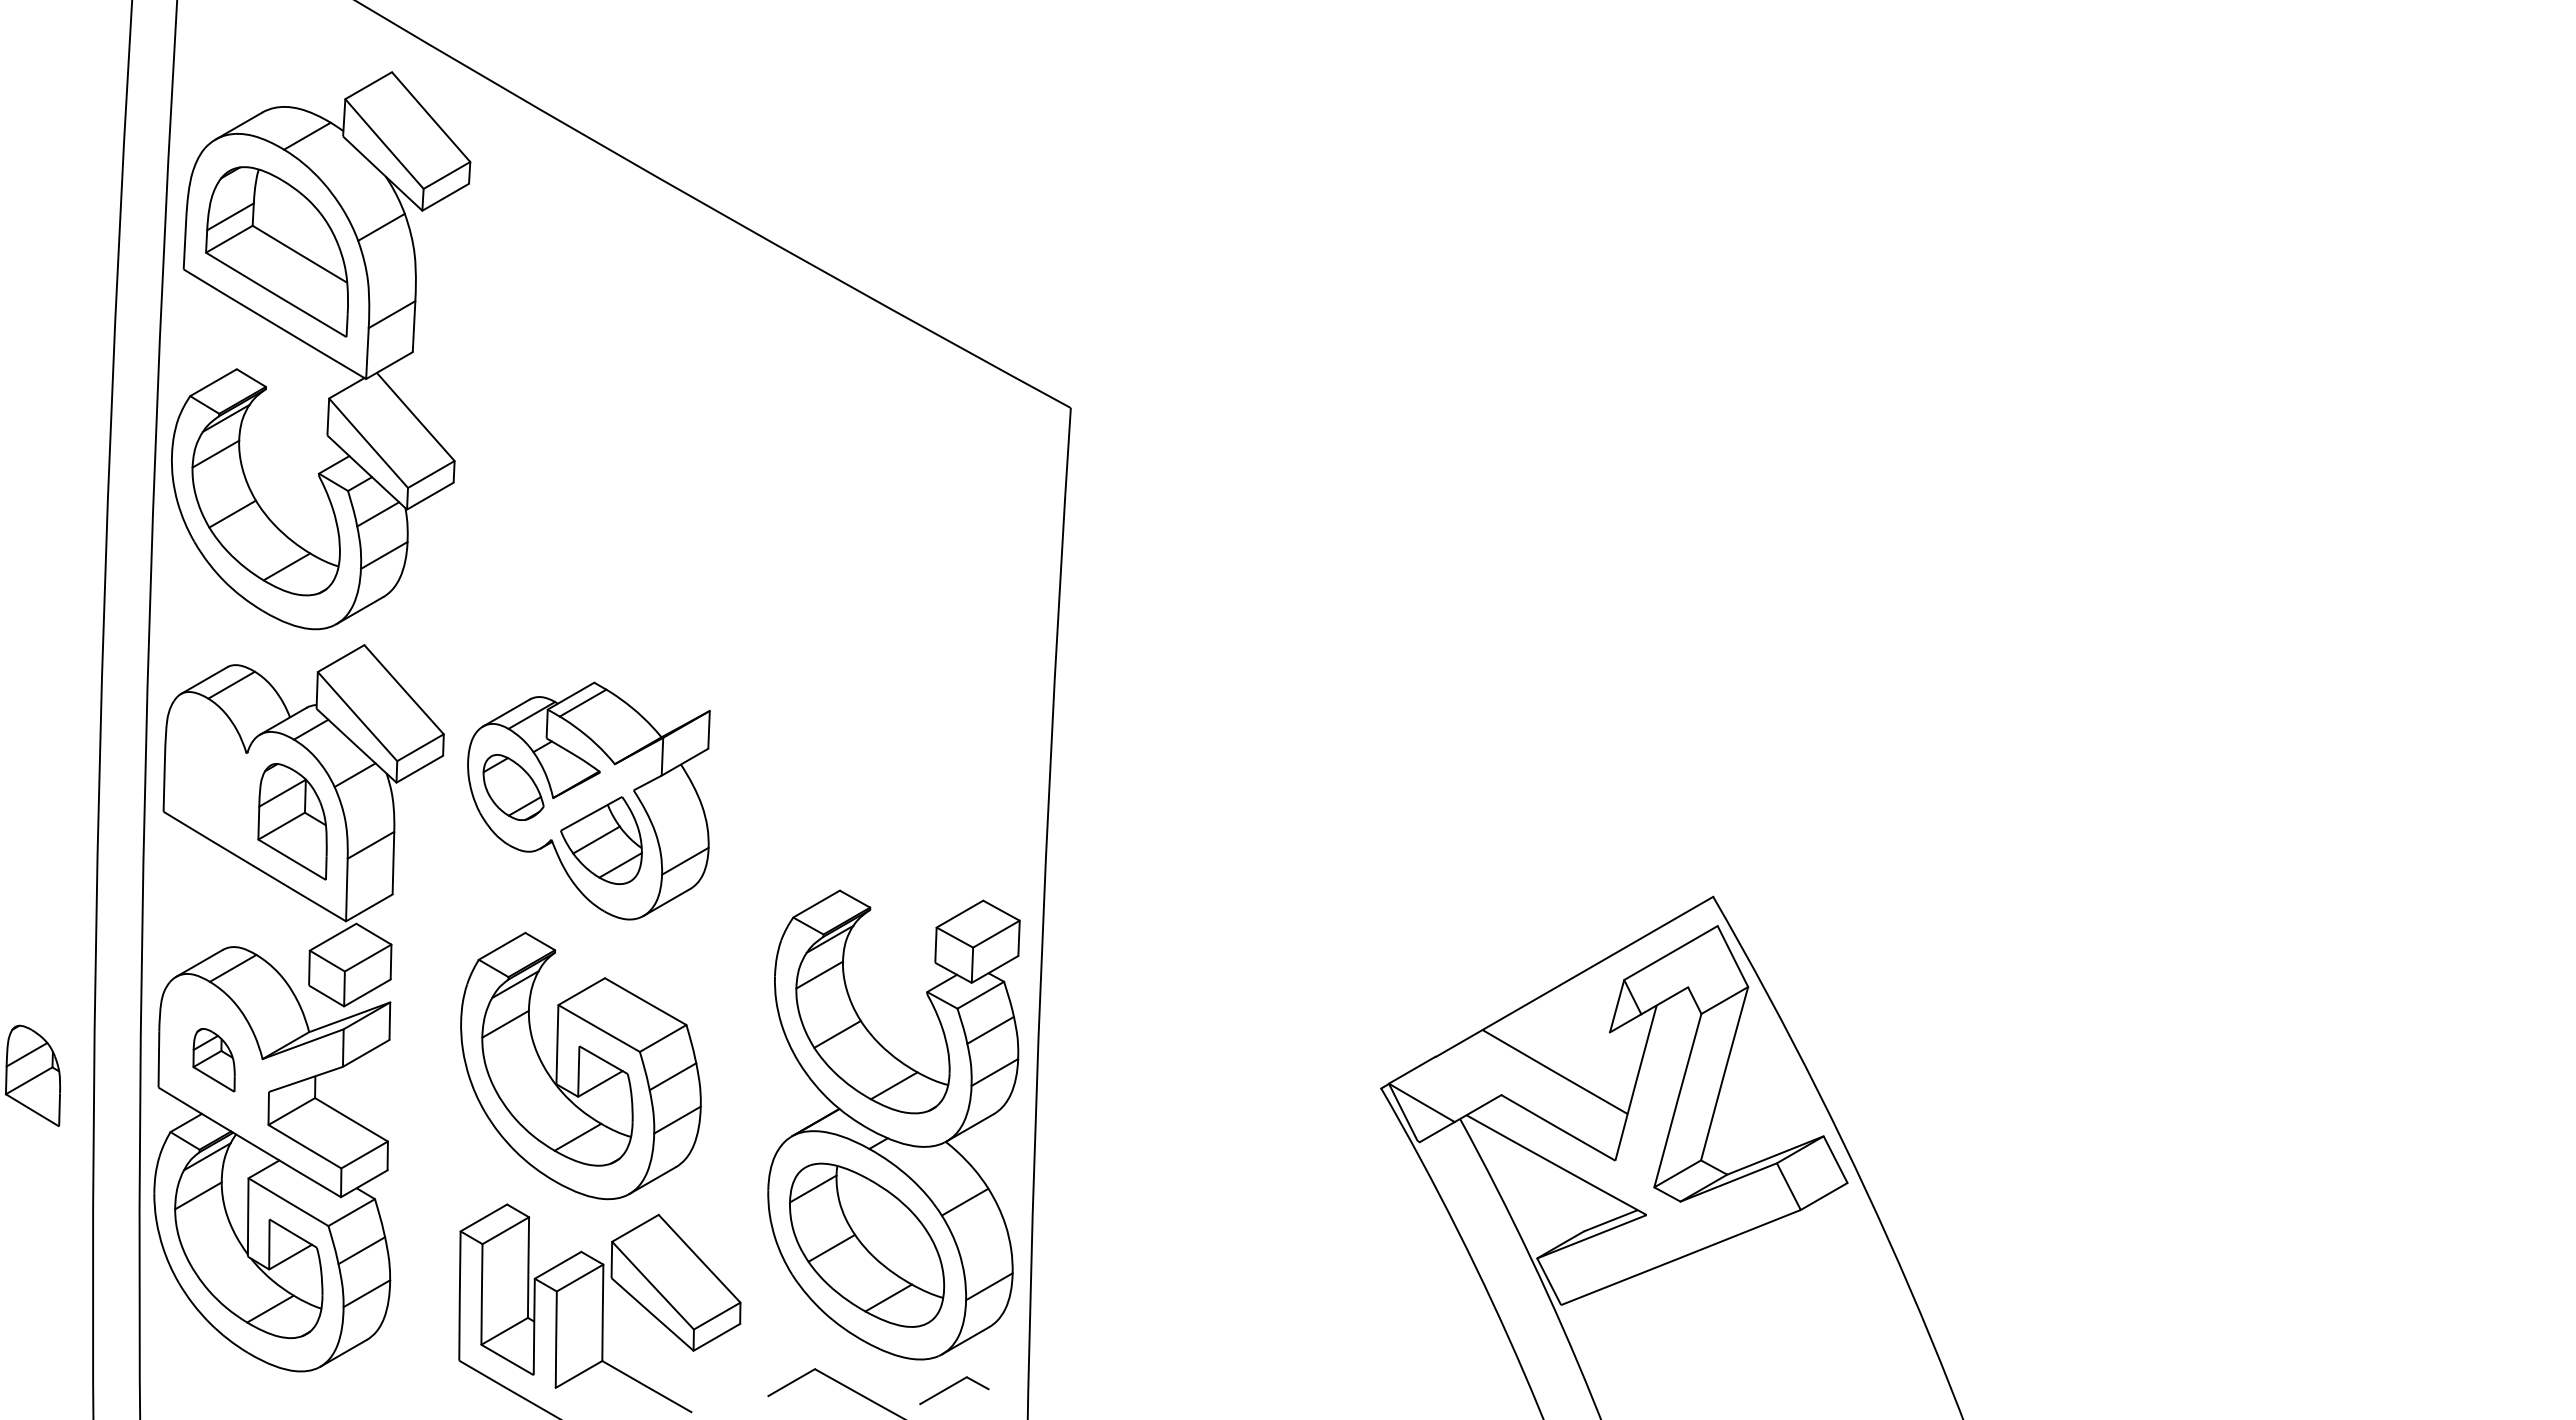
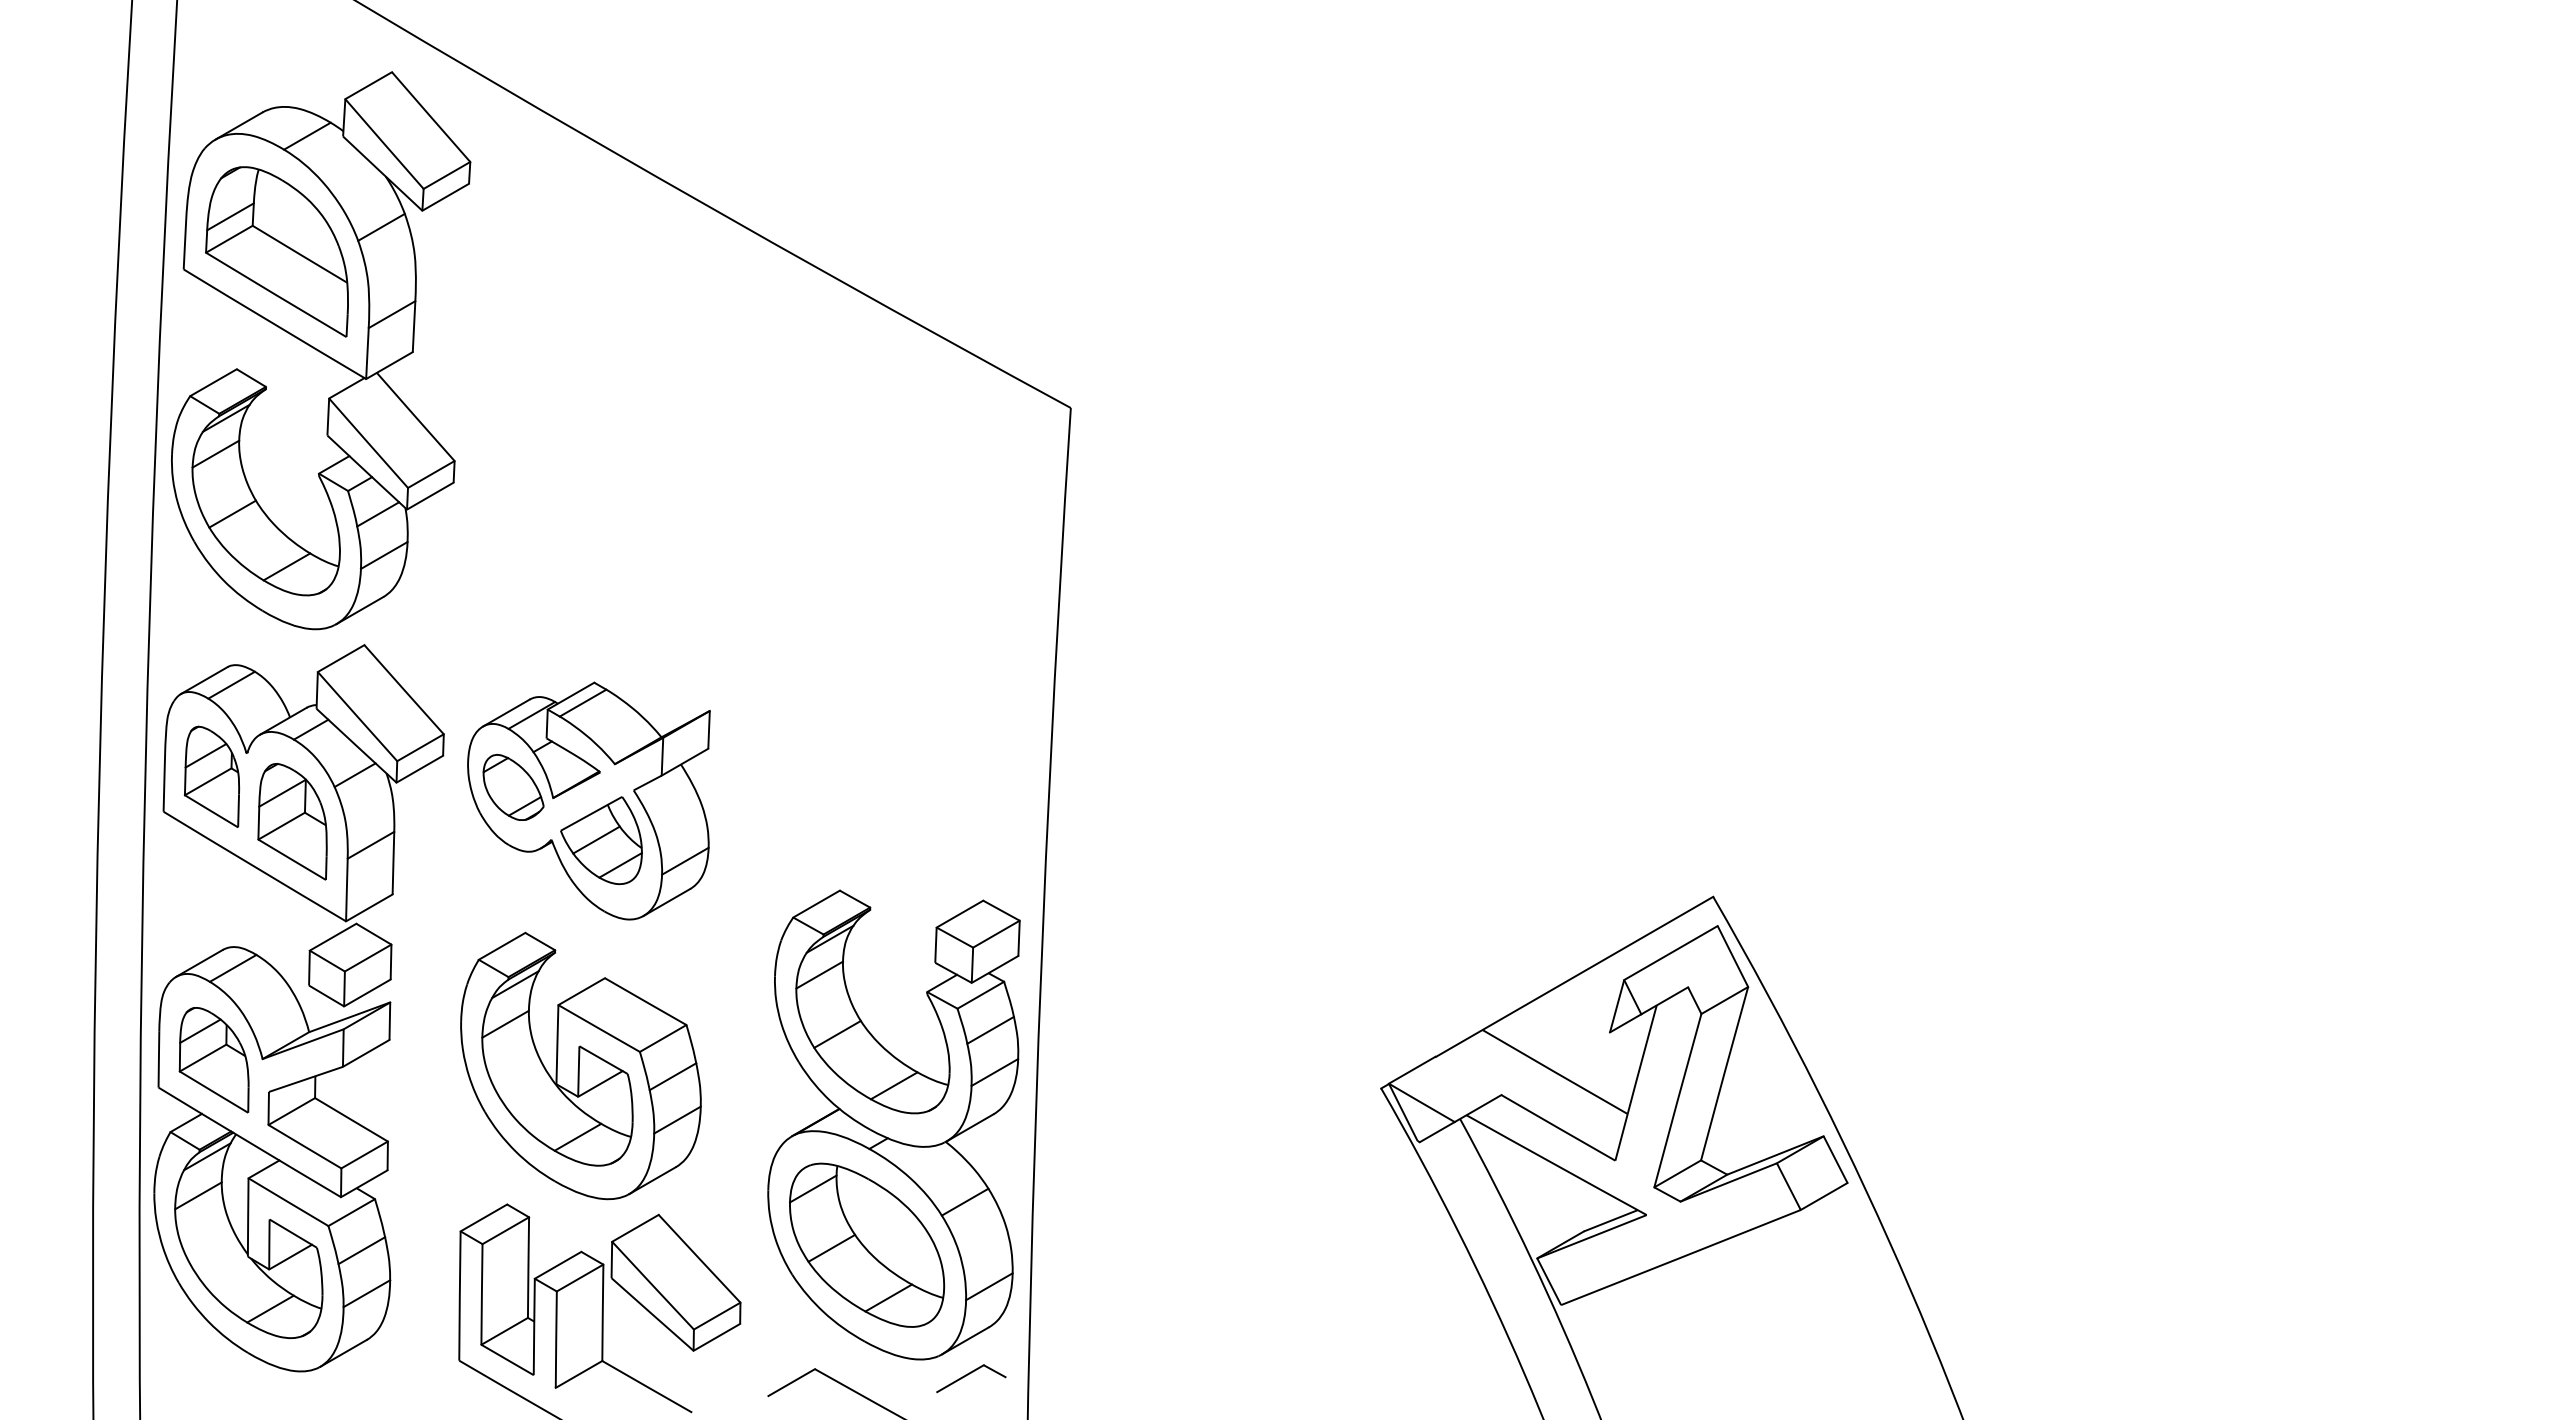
part size: 44x65 px -> 72x107 px (213, 1060)
part position: (33, 1075) -> (212, 776) (212, 776)
part position: (954, 1390) -> (971, 1378) (971, 1378)
